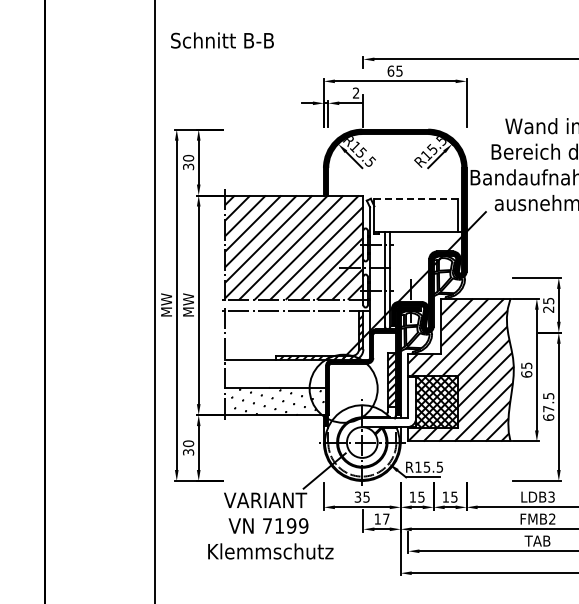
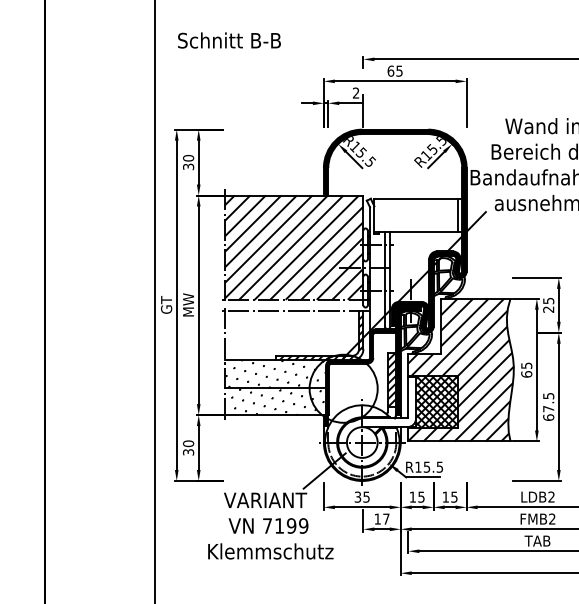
text position: (222, 40) -> (229, 40) (229, 40)
line: dashed -> solid (418, 198)
text: MW -> GT (166, 304)
hatch: none -> present (275, 373)
text: LDB3 -> LDB2 (551, 497)
